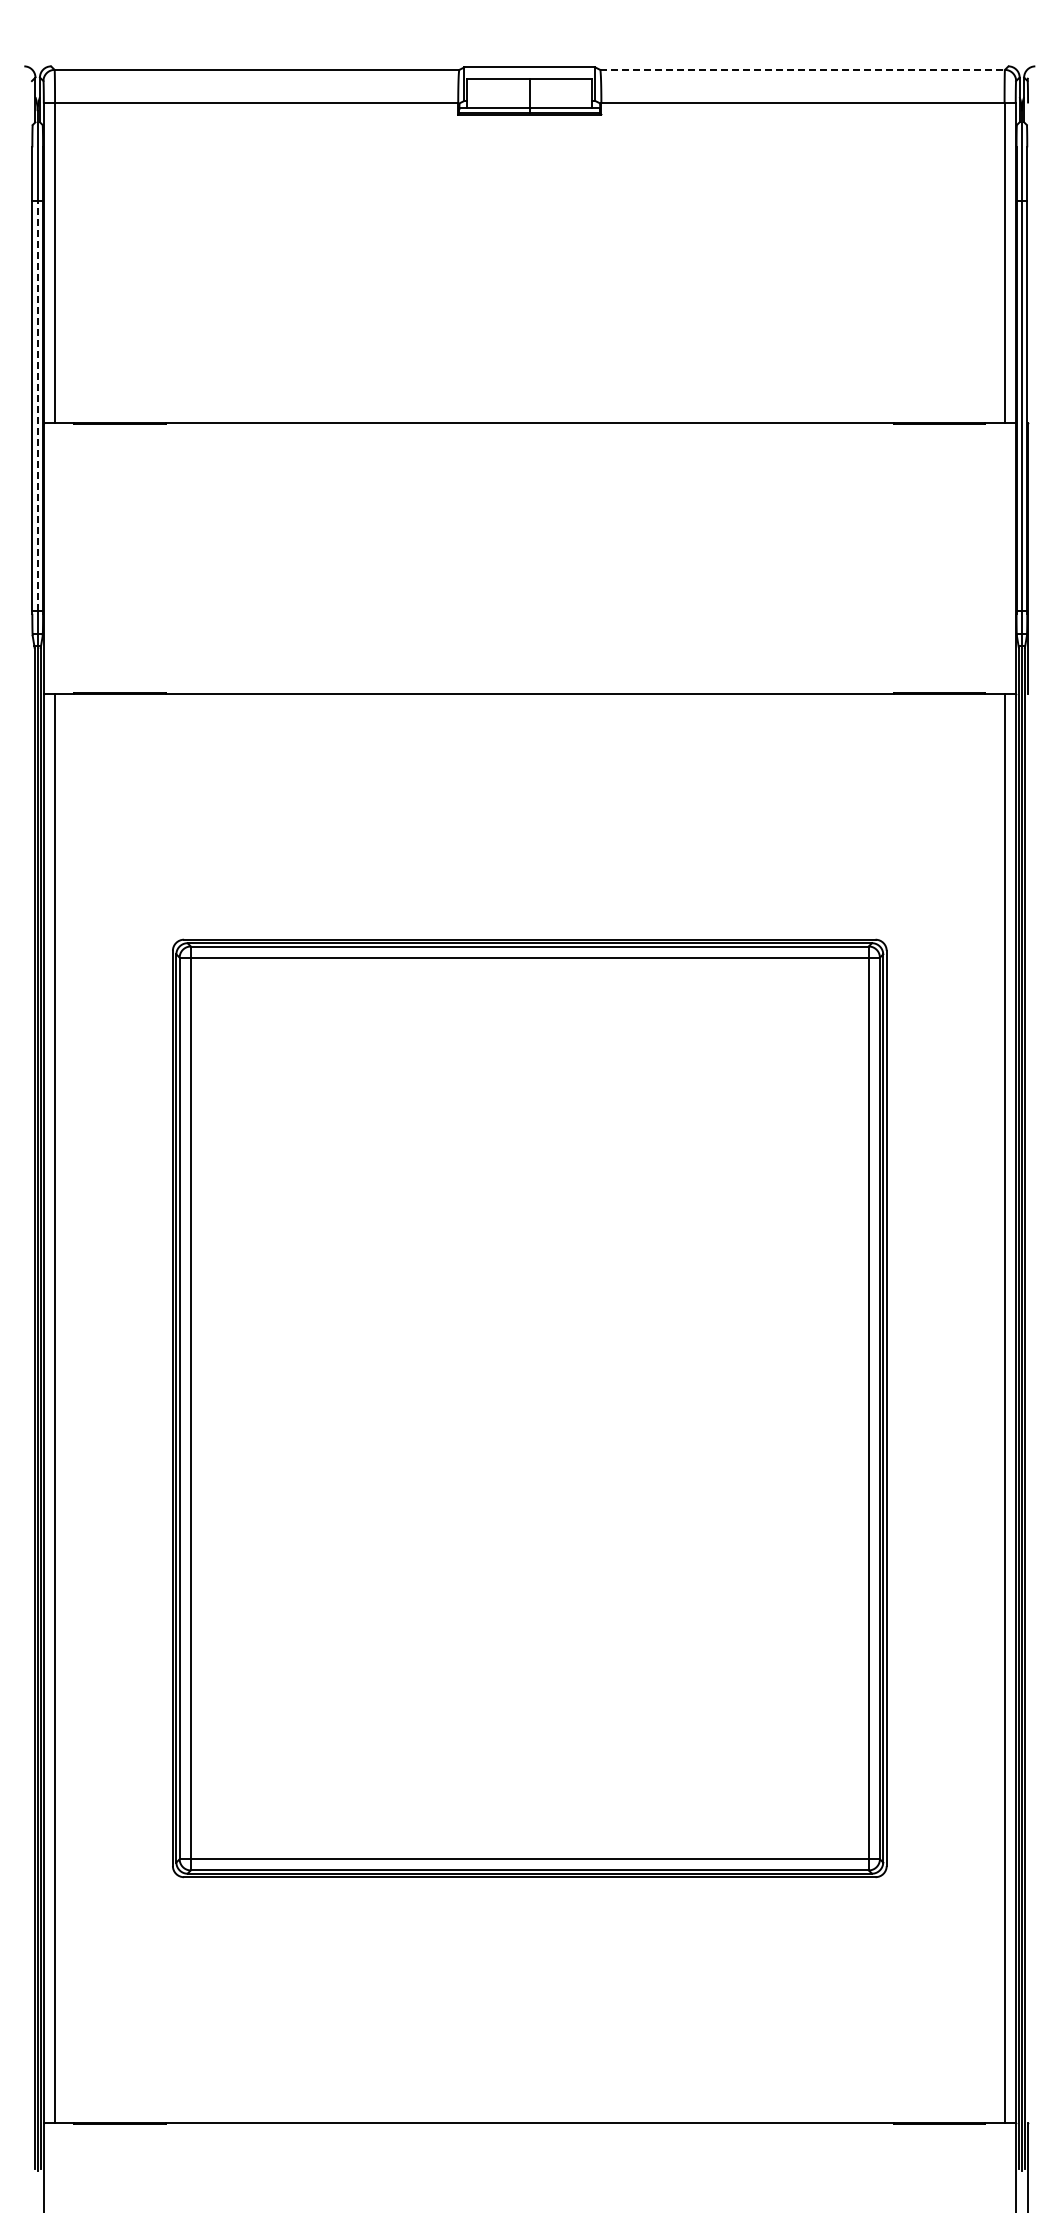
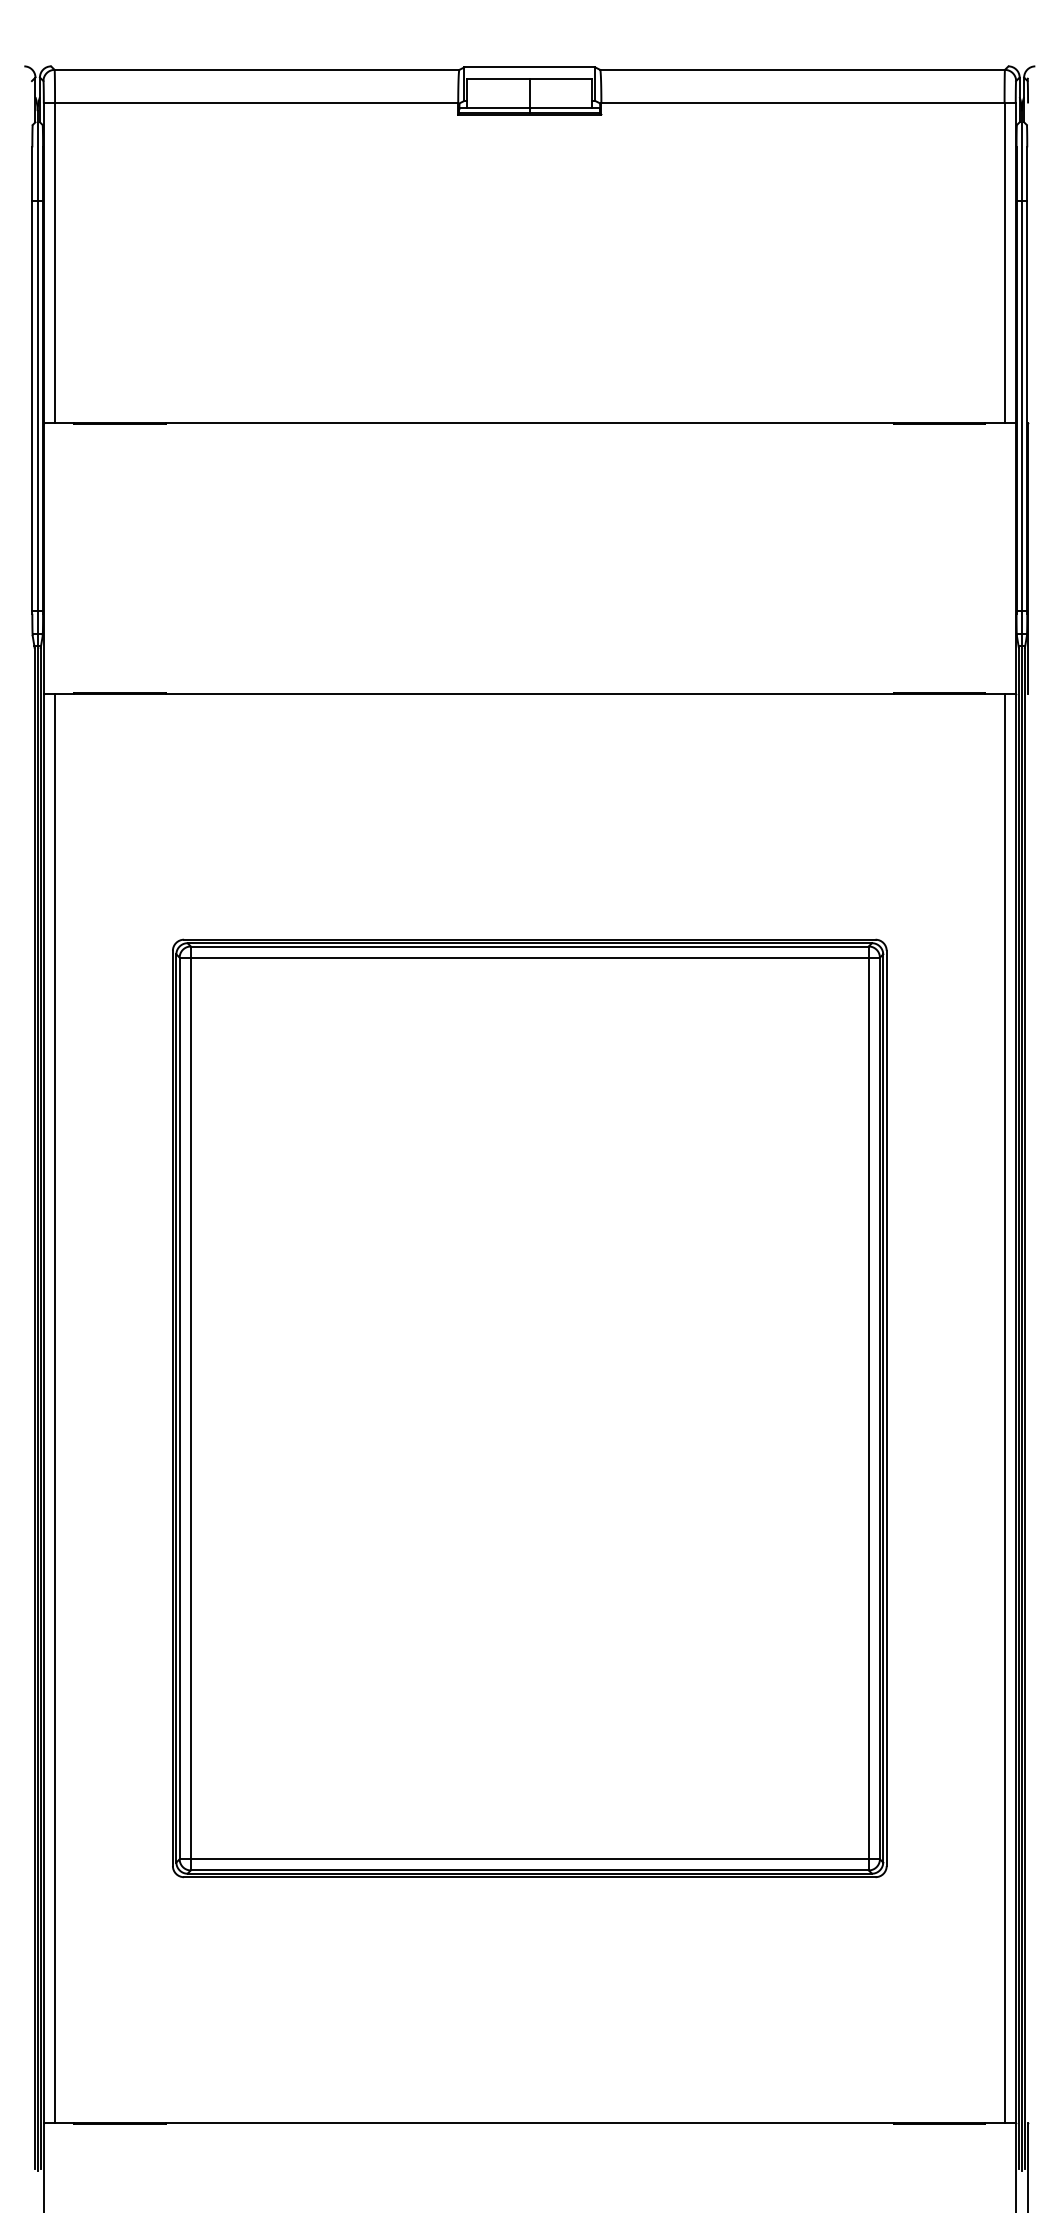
line: dashed -> solid (803, 69)
line: dashed -> solid (37, 405)
